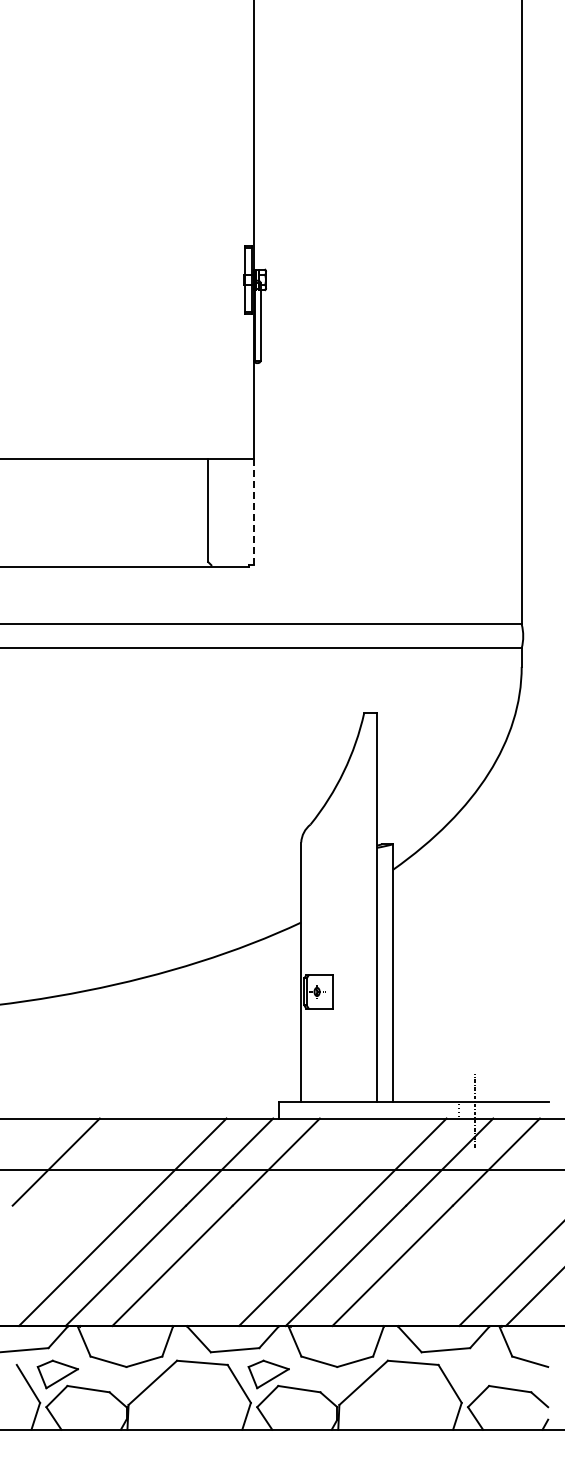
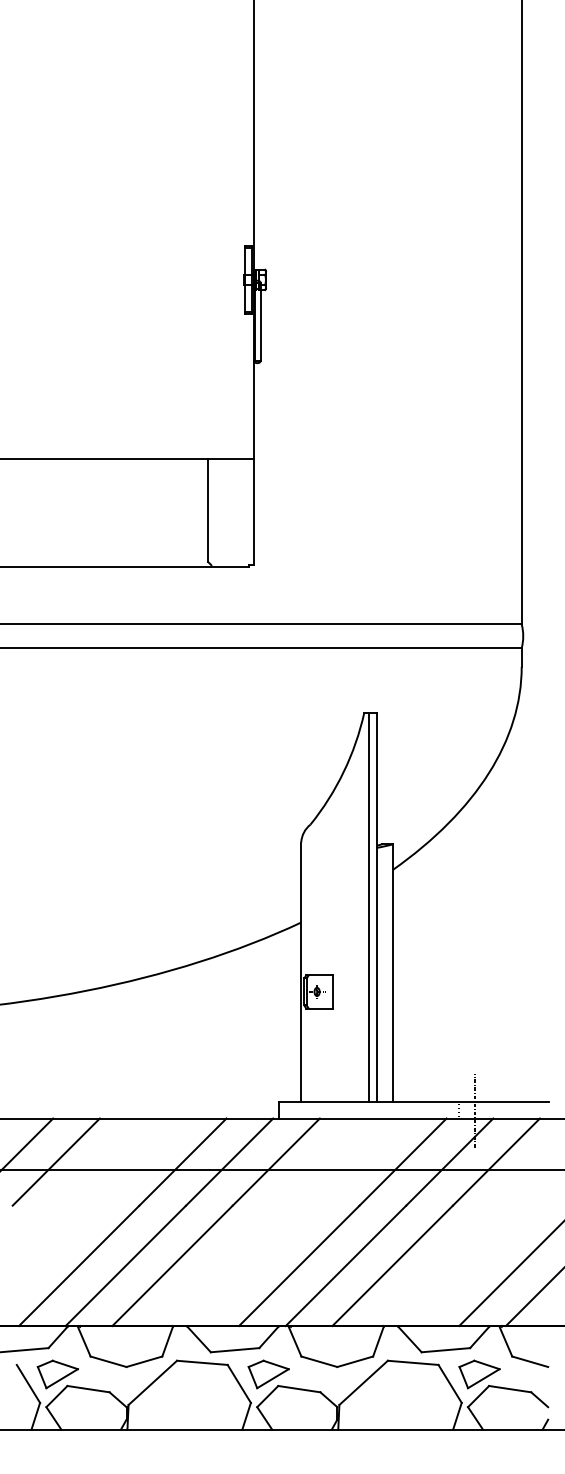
line: dashed -> solid (253, 512)
line: none -> present (369, 907)
line: none -> present (27, 1143)
part: none -> present (479, 1374)
